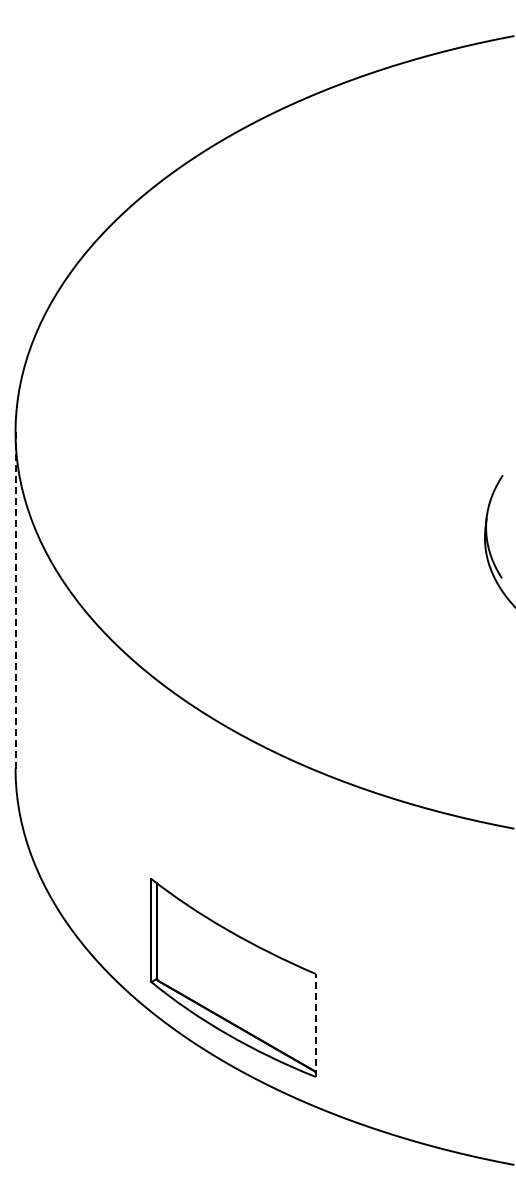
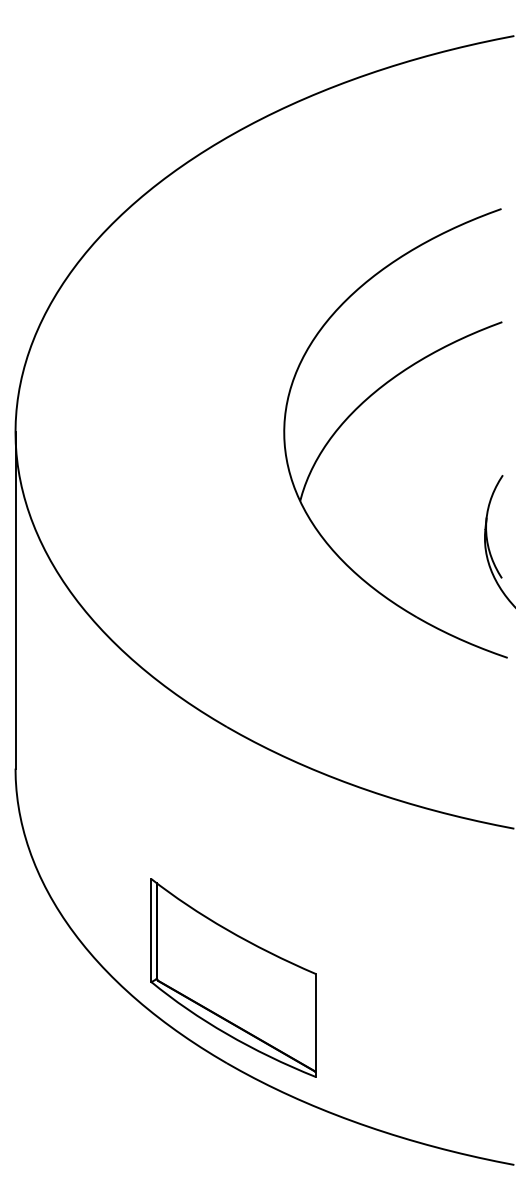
part: none -> present (368, 399)
line: dashed -> solid (15, 600)
line: dashed -> solid (315, 1025)
